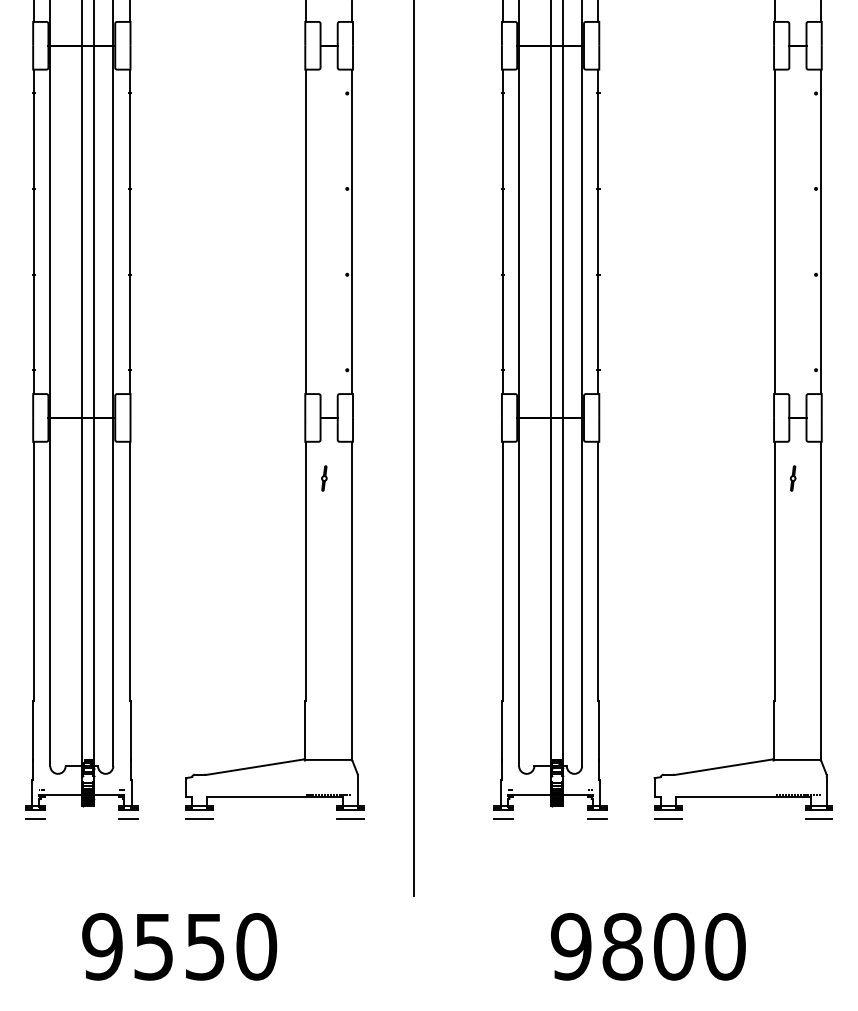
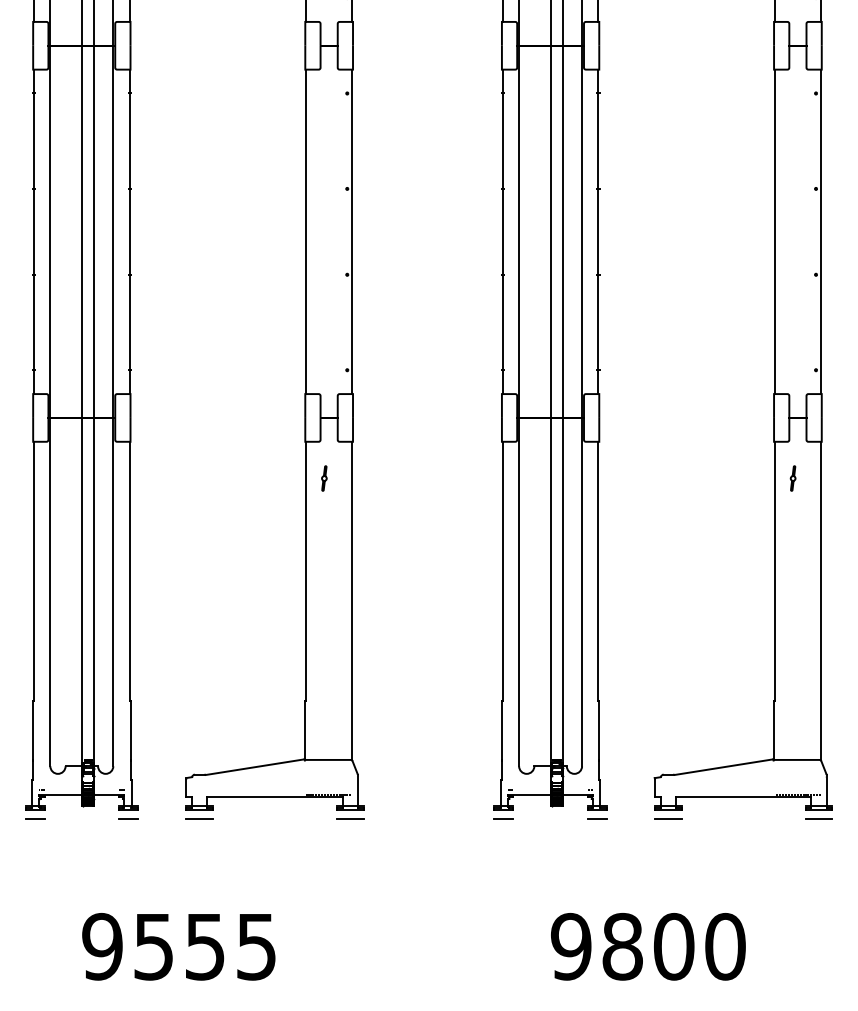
line: present -> none (414, 448)
text: 9550 -> 9555 (256, 946)
